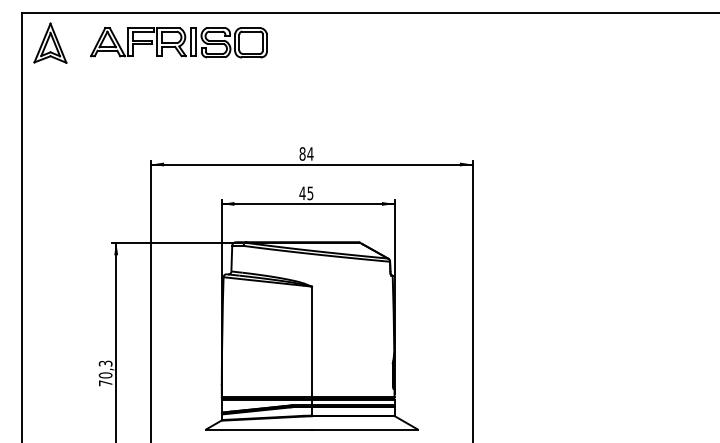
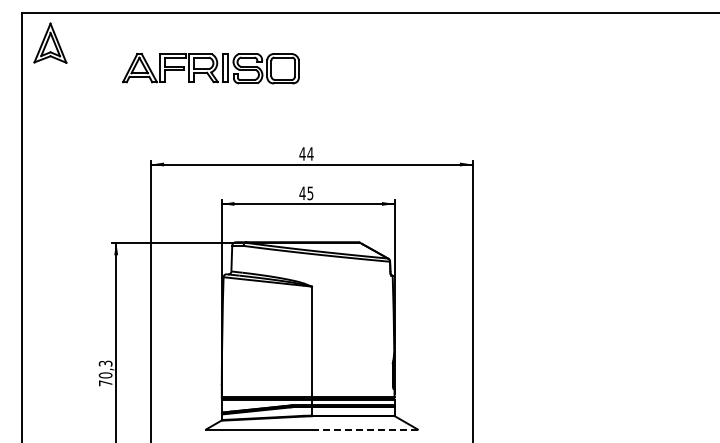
part position: (178, 42) -> (210, 68) (210, 68)
text: 84 -> 44 (302, 153)
line: solid -> dashed (364, 429)
